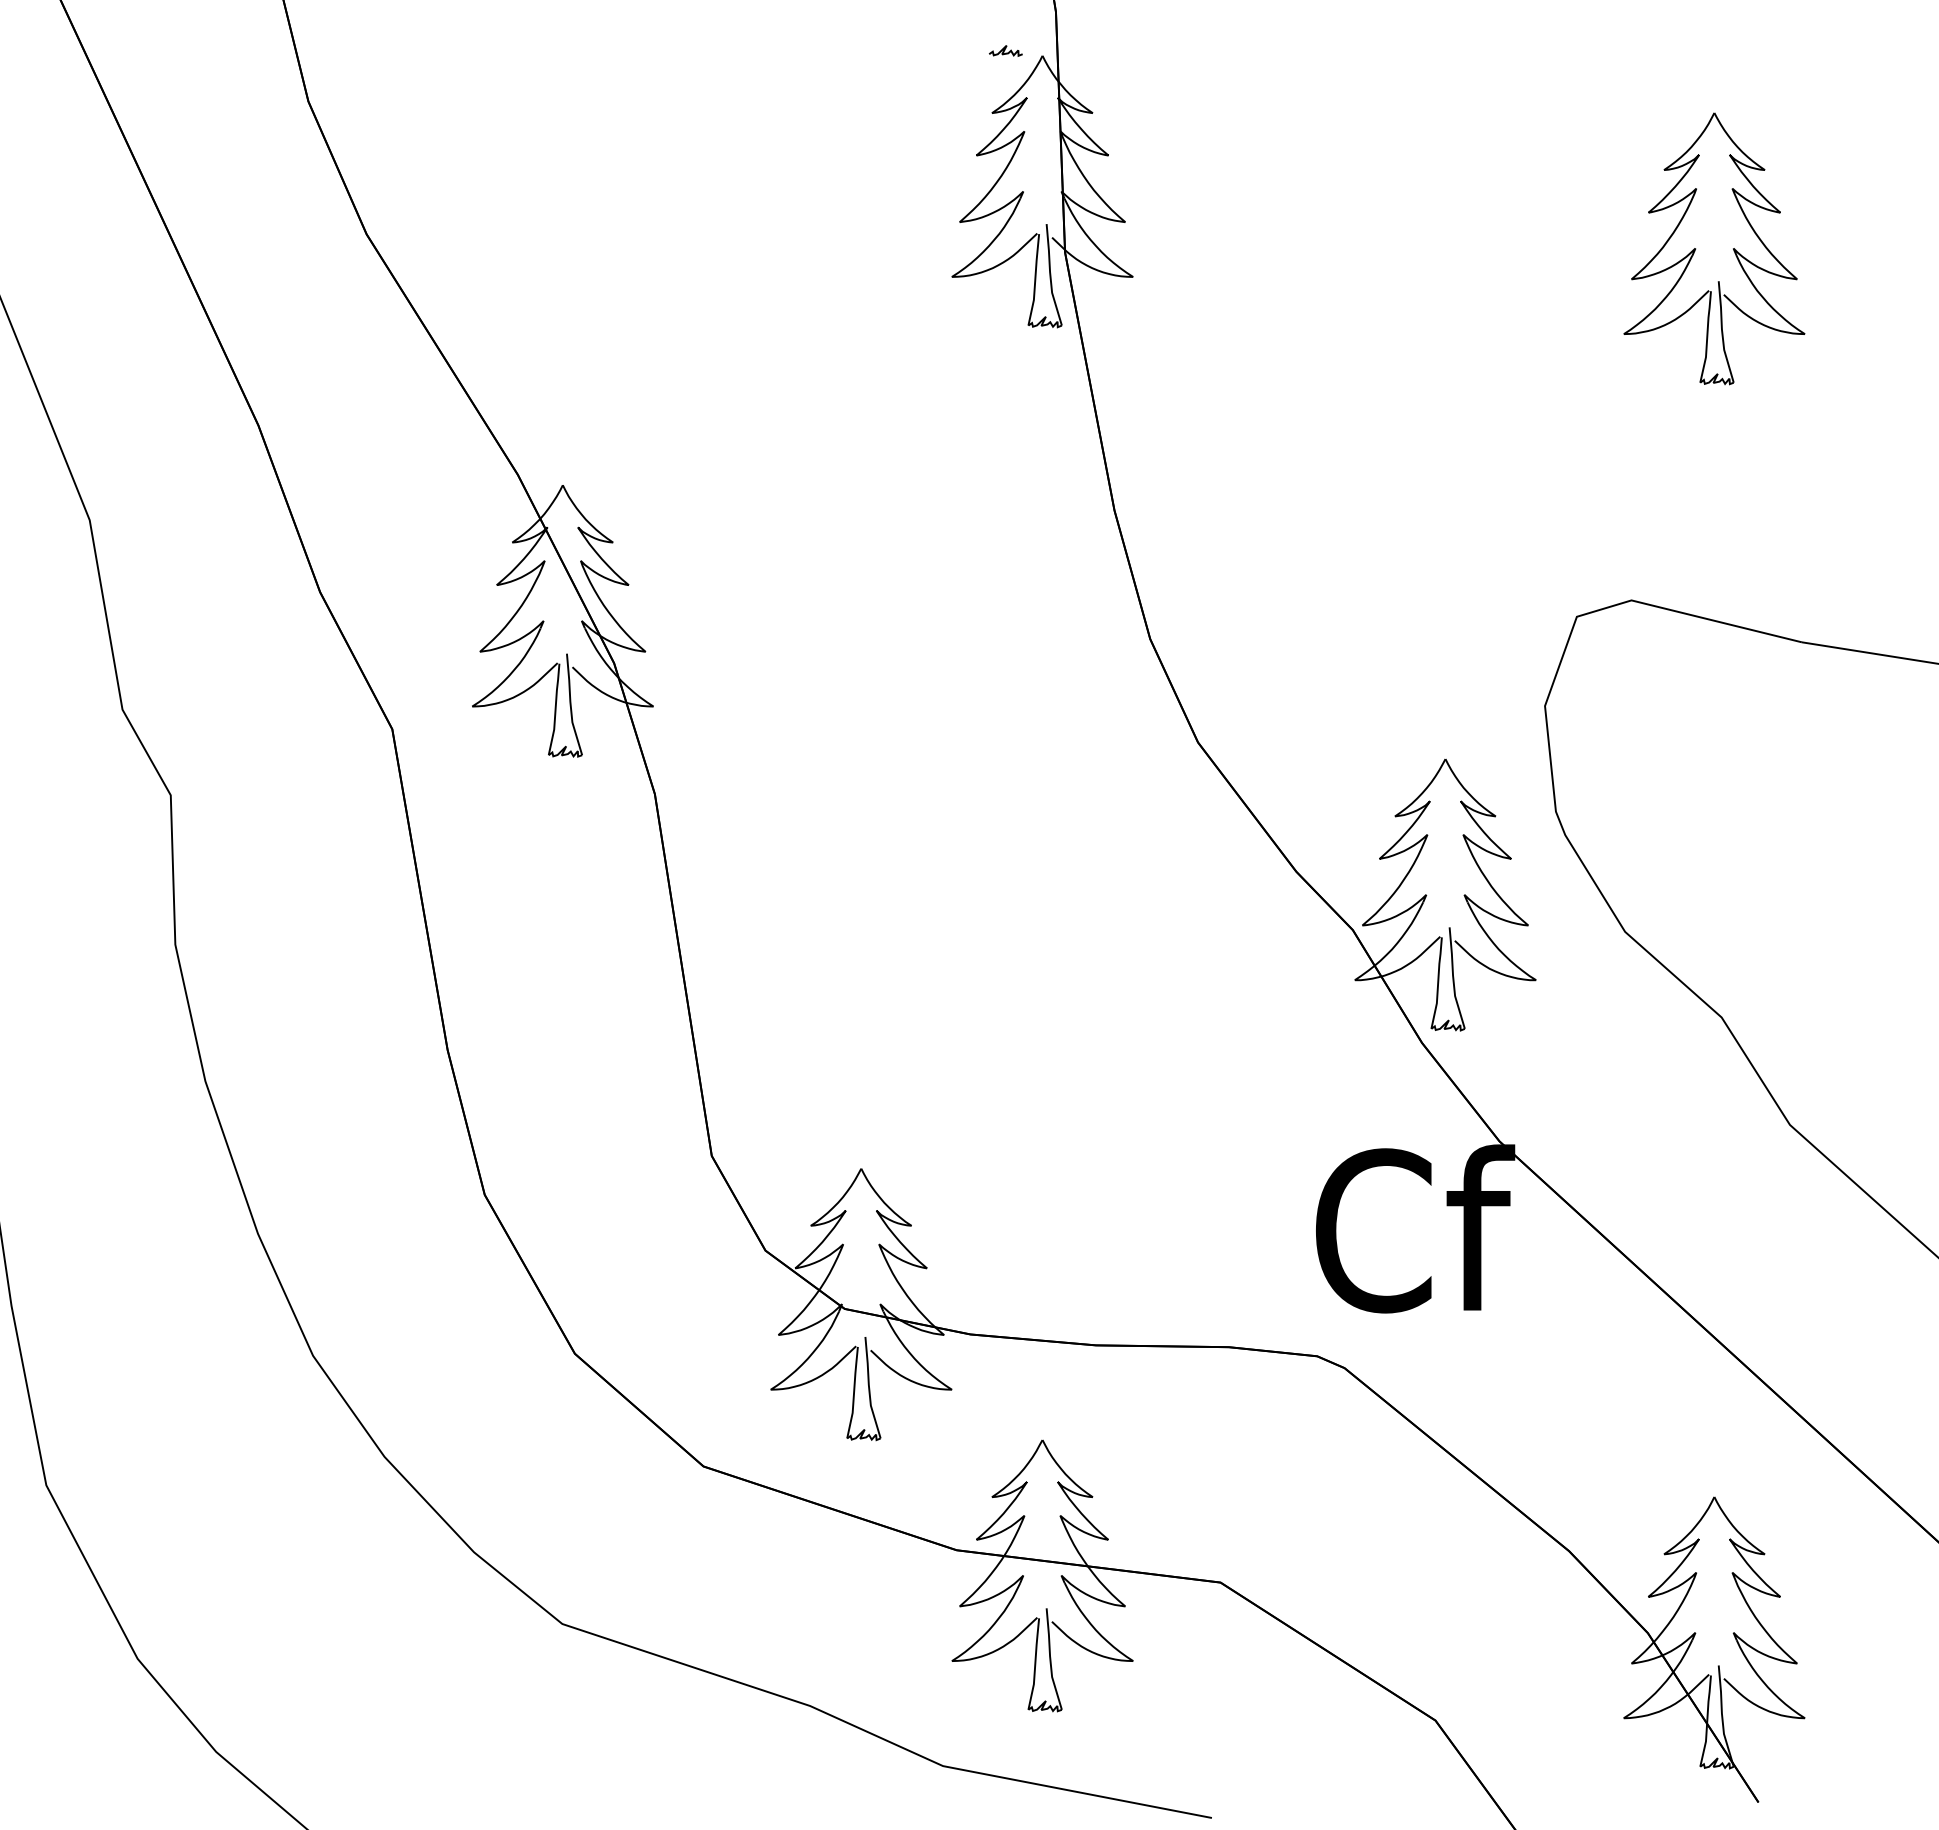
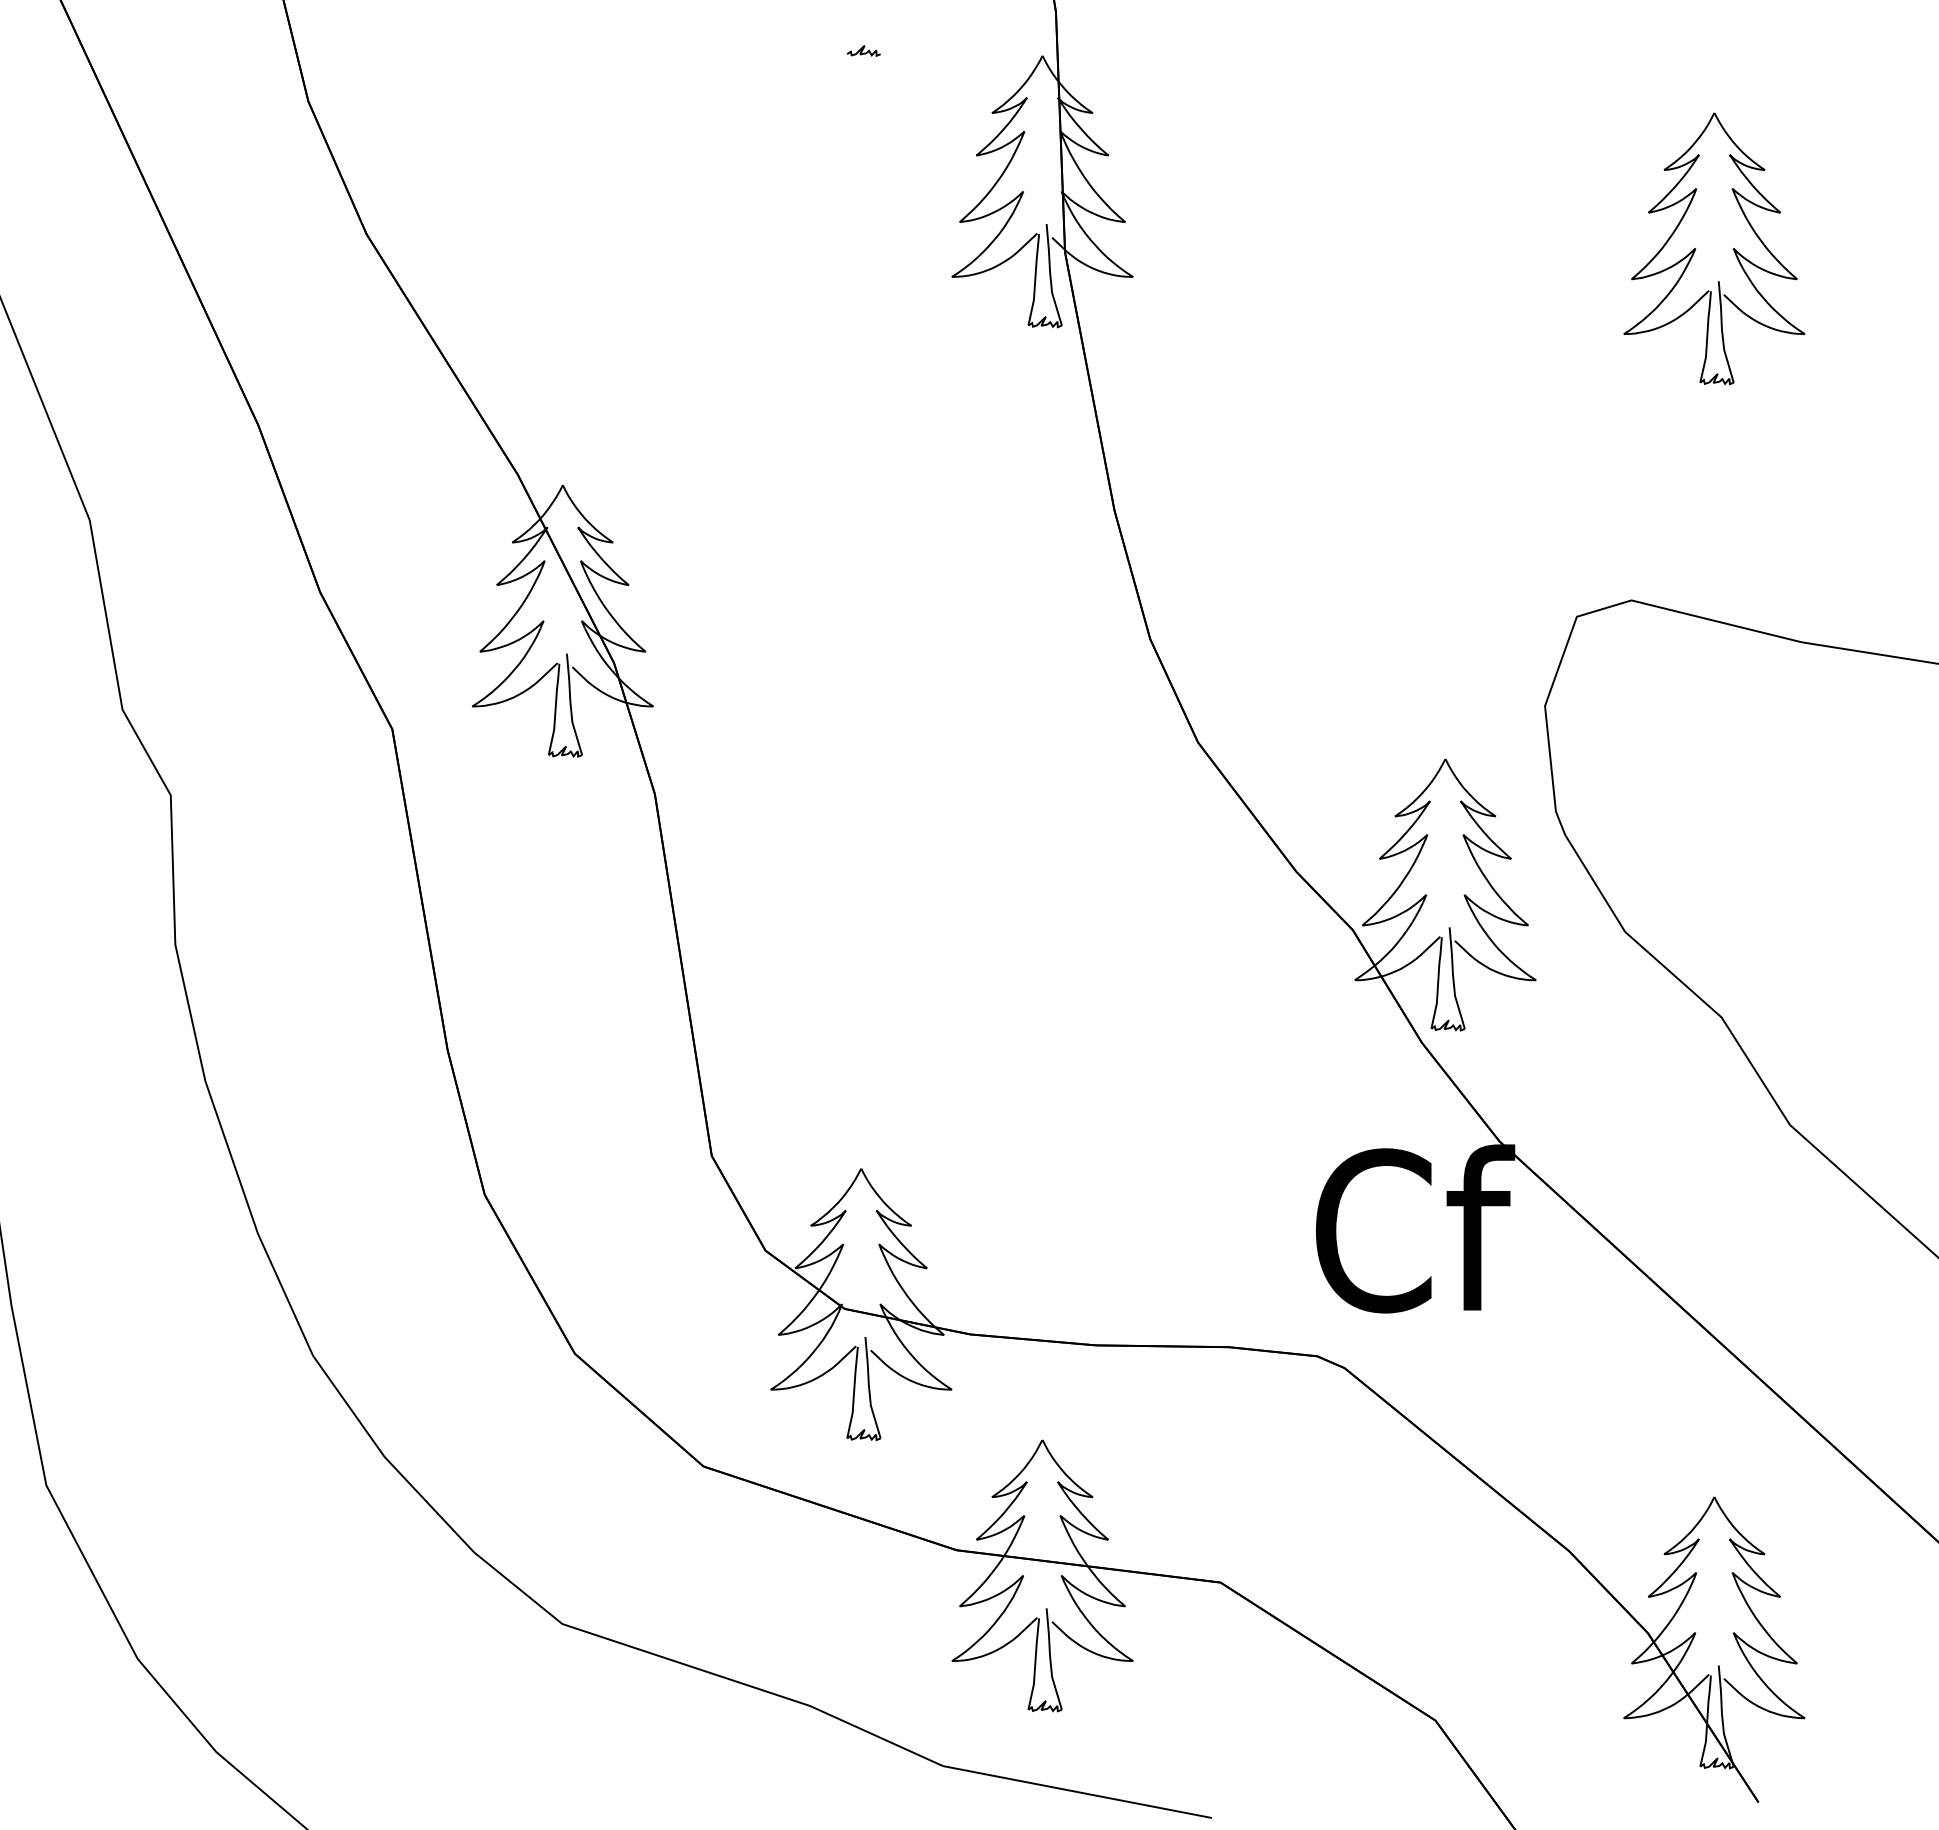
curve position: (1005, 50) -> (863, 50) (863, 50)
